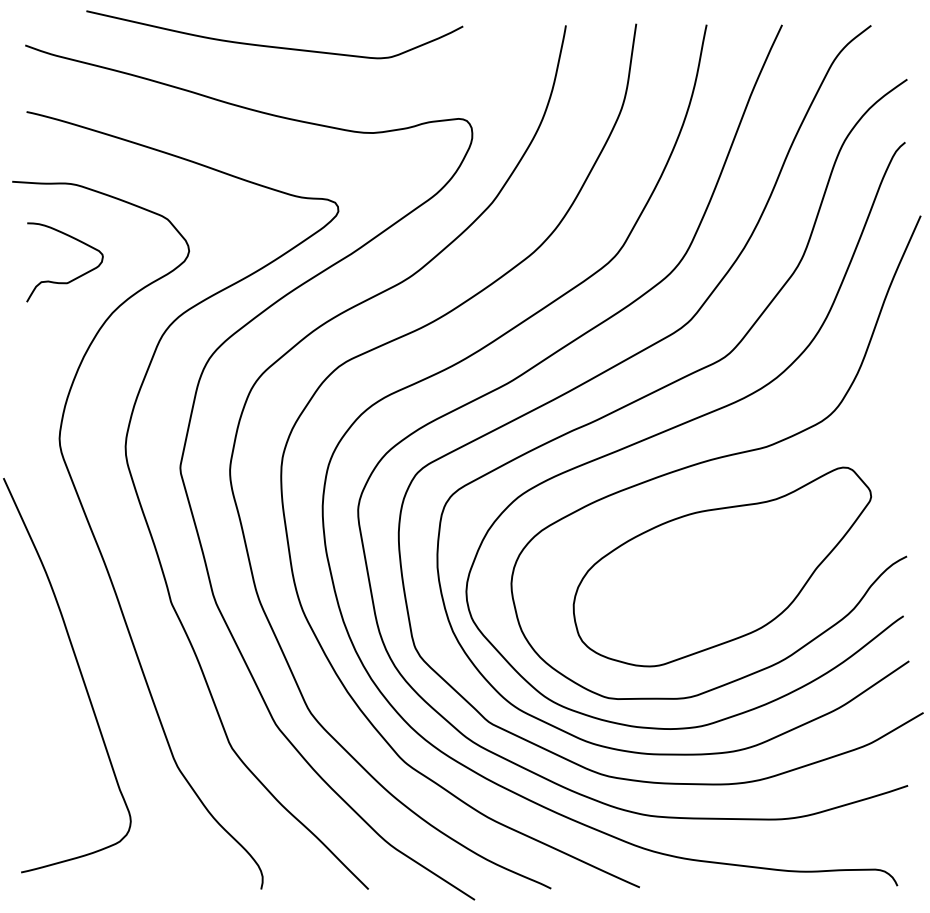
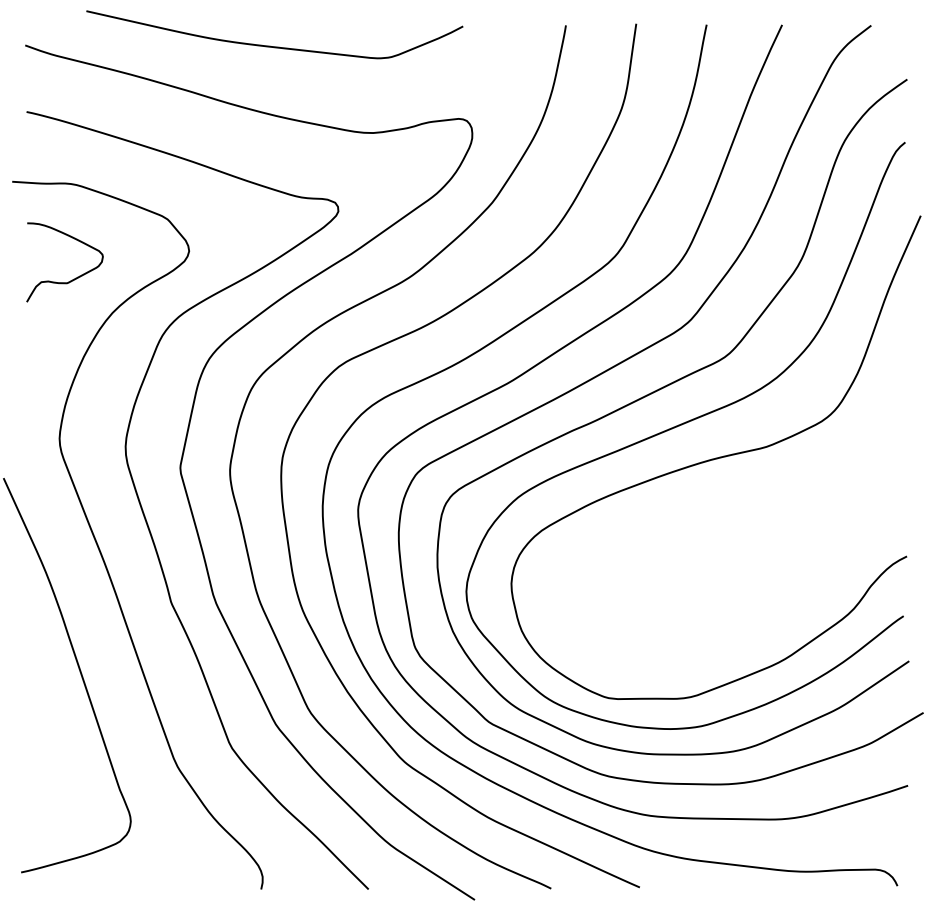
part: present -> none (722, 566)
